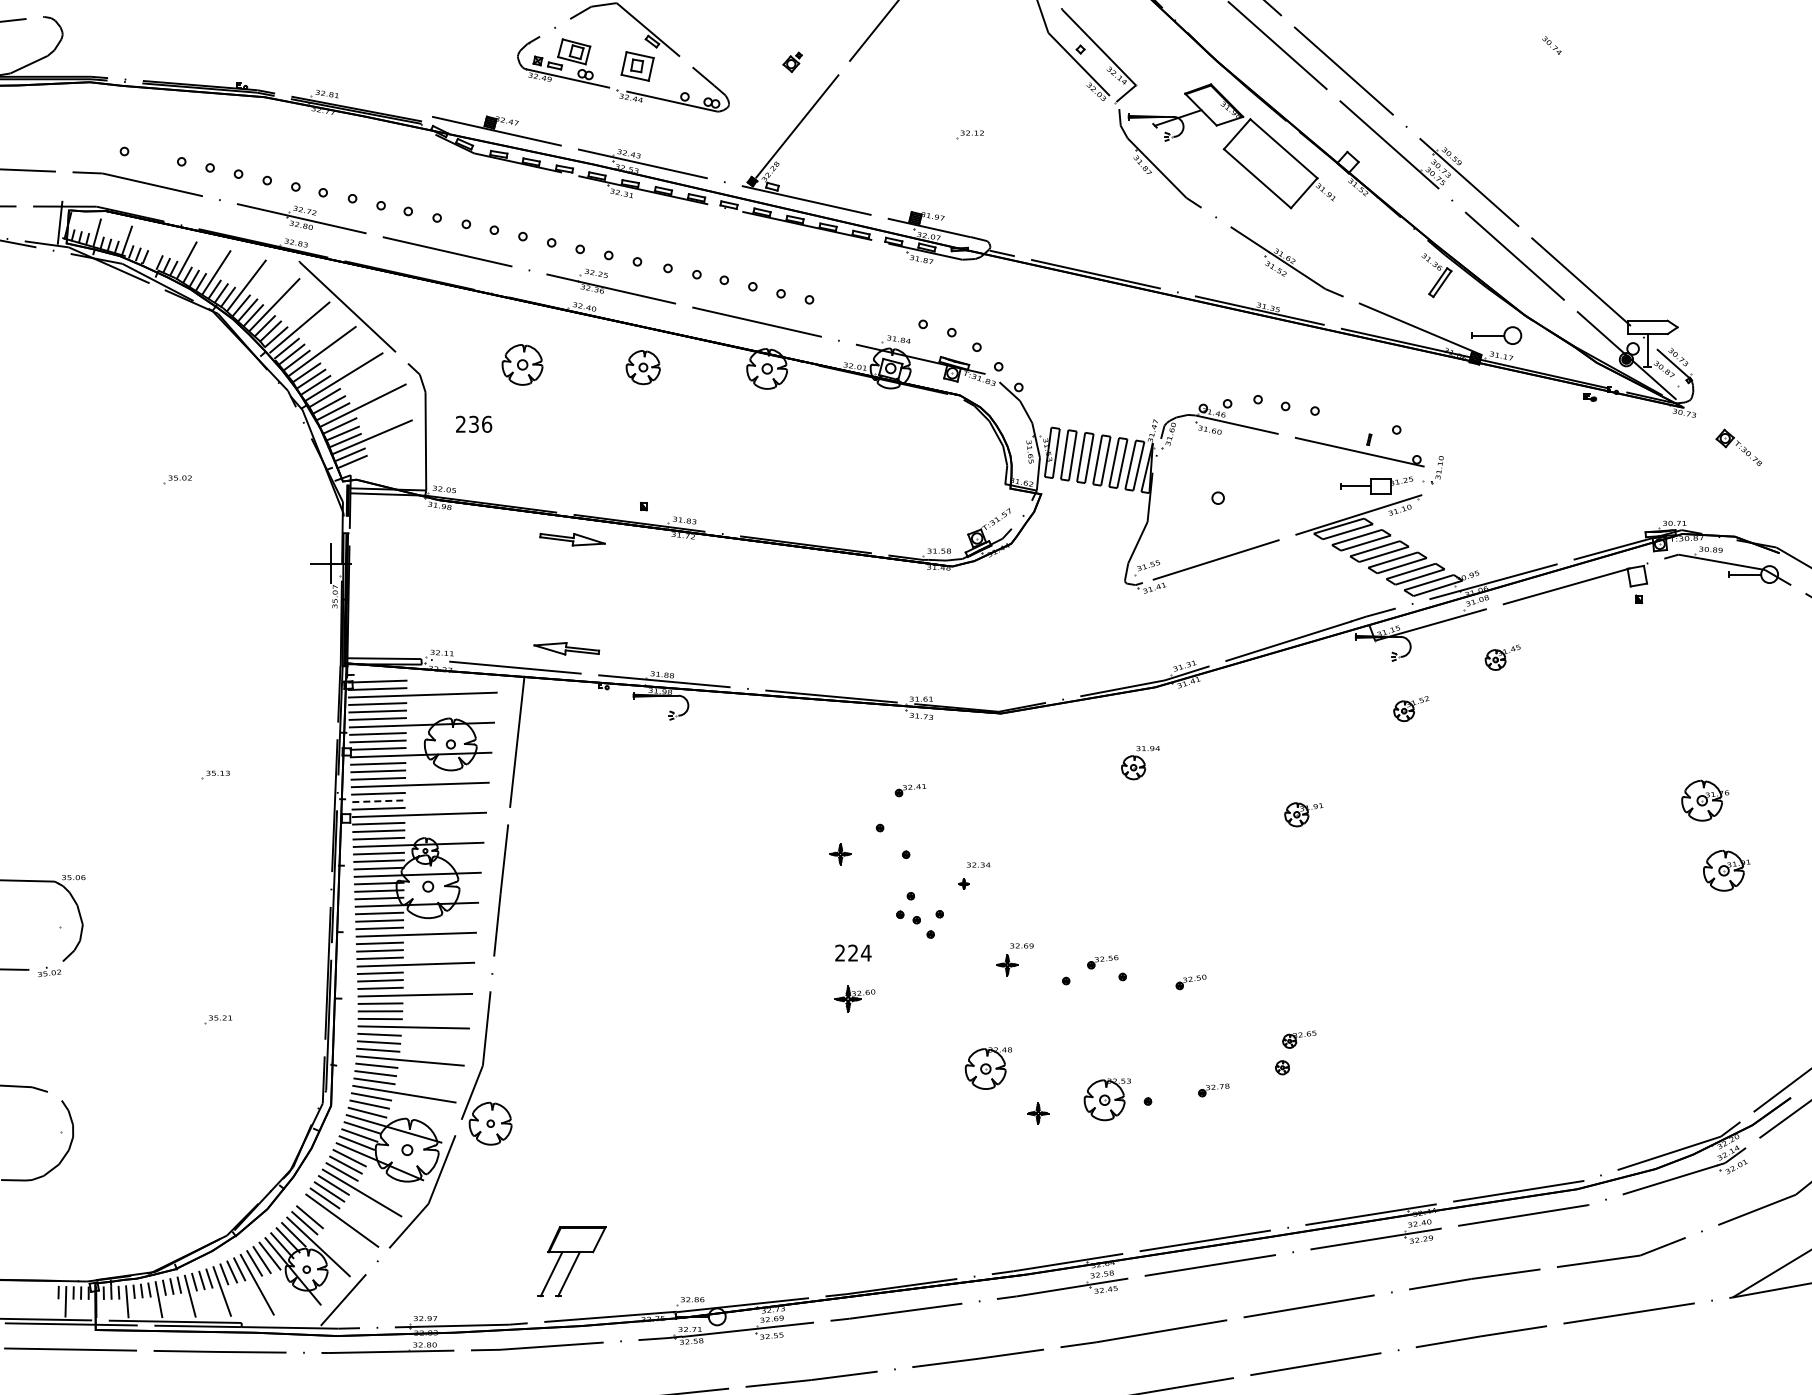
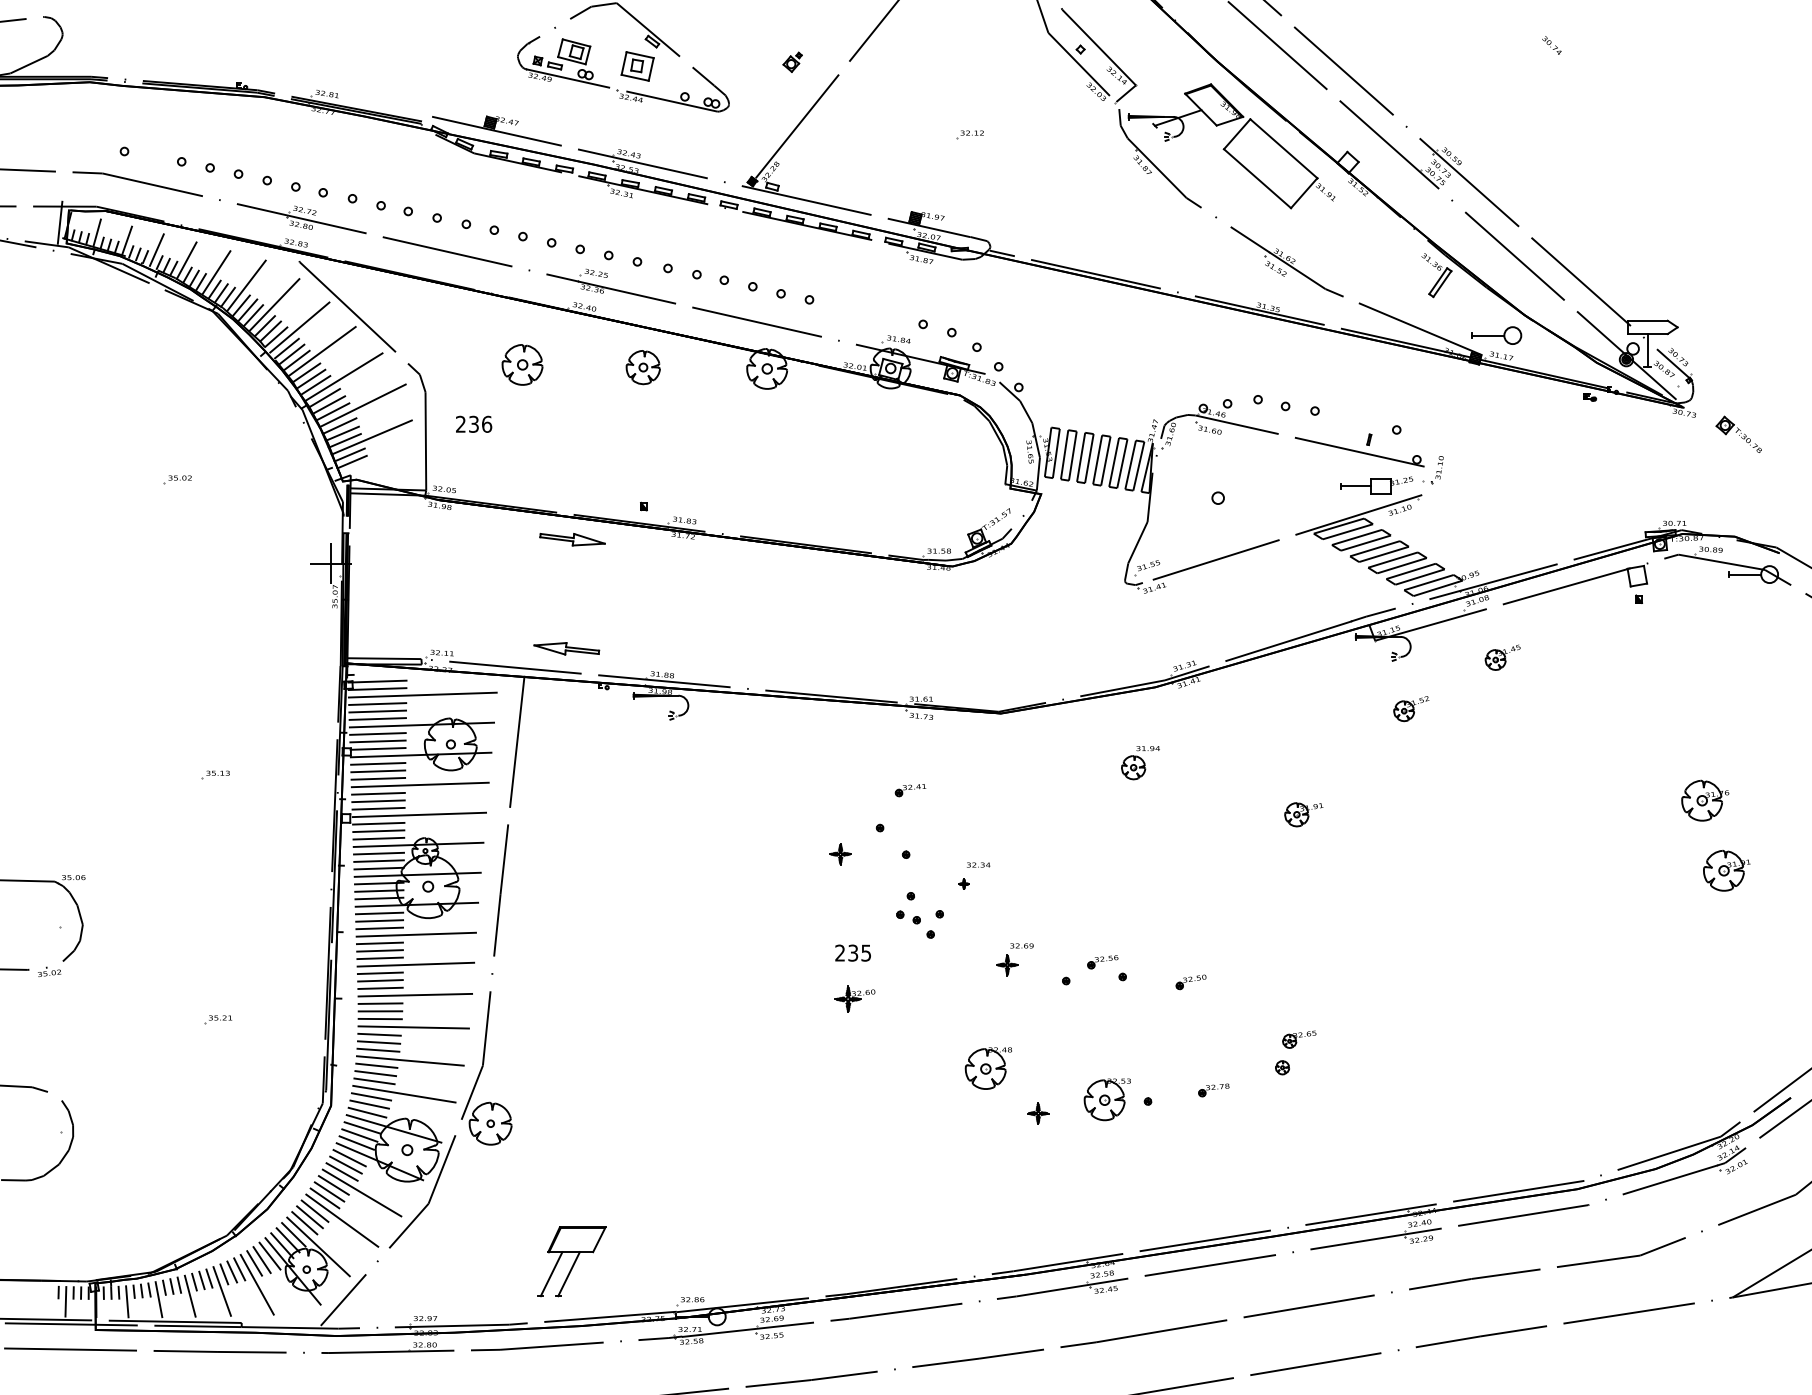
line: none -> present (156, 249)
part position: (1738, 446) -> (1738, 433) (1738, 433)
line: dashed -> solid (379, 801)
text: 224 -> 235 (859, 952)
line: none -> present (314, 1210)
